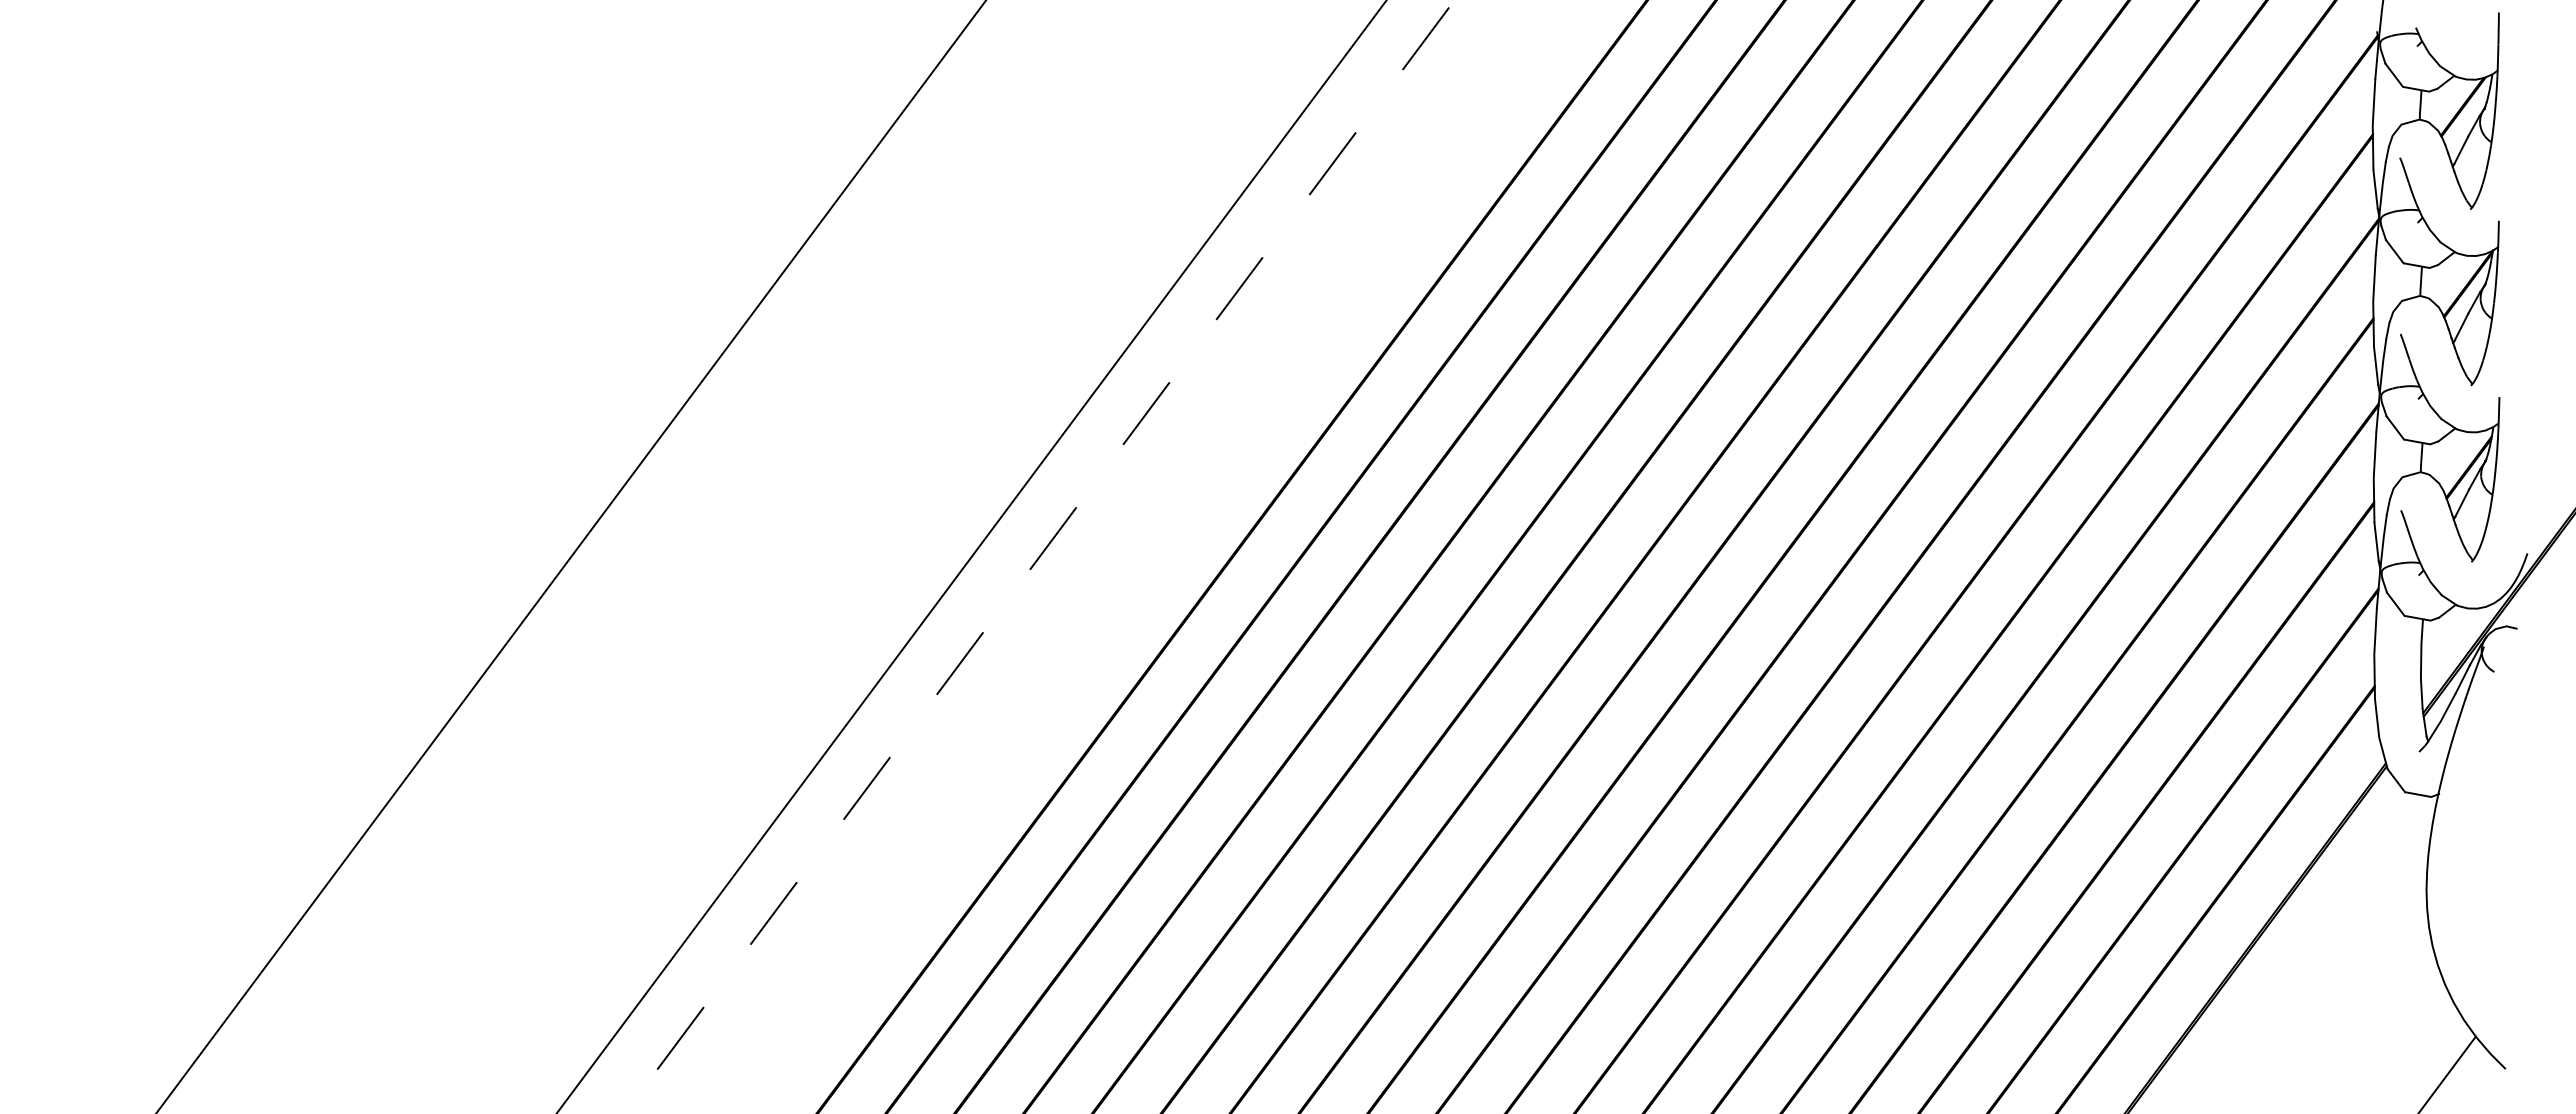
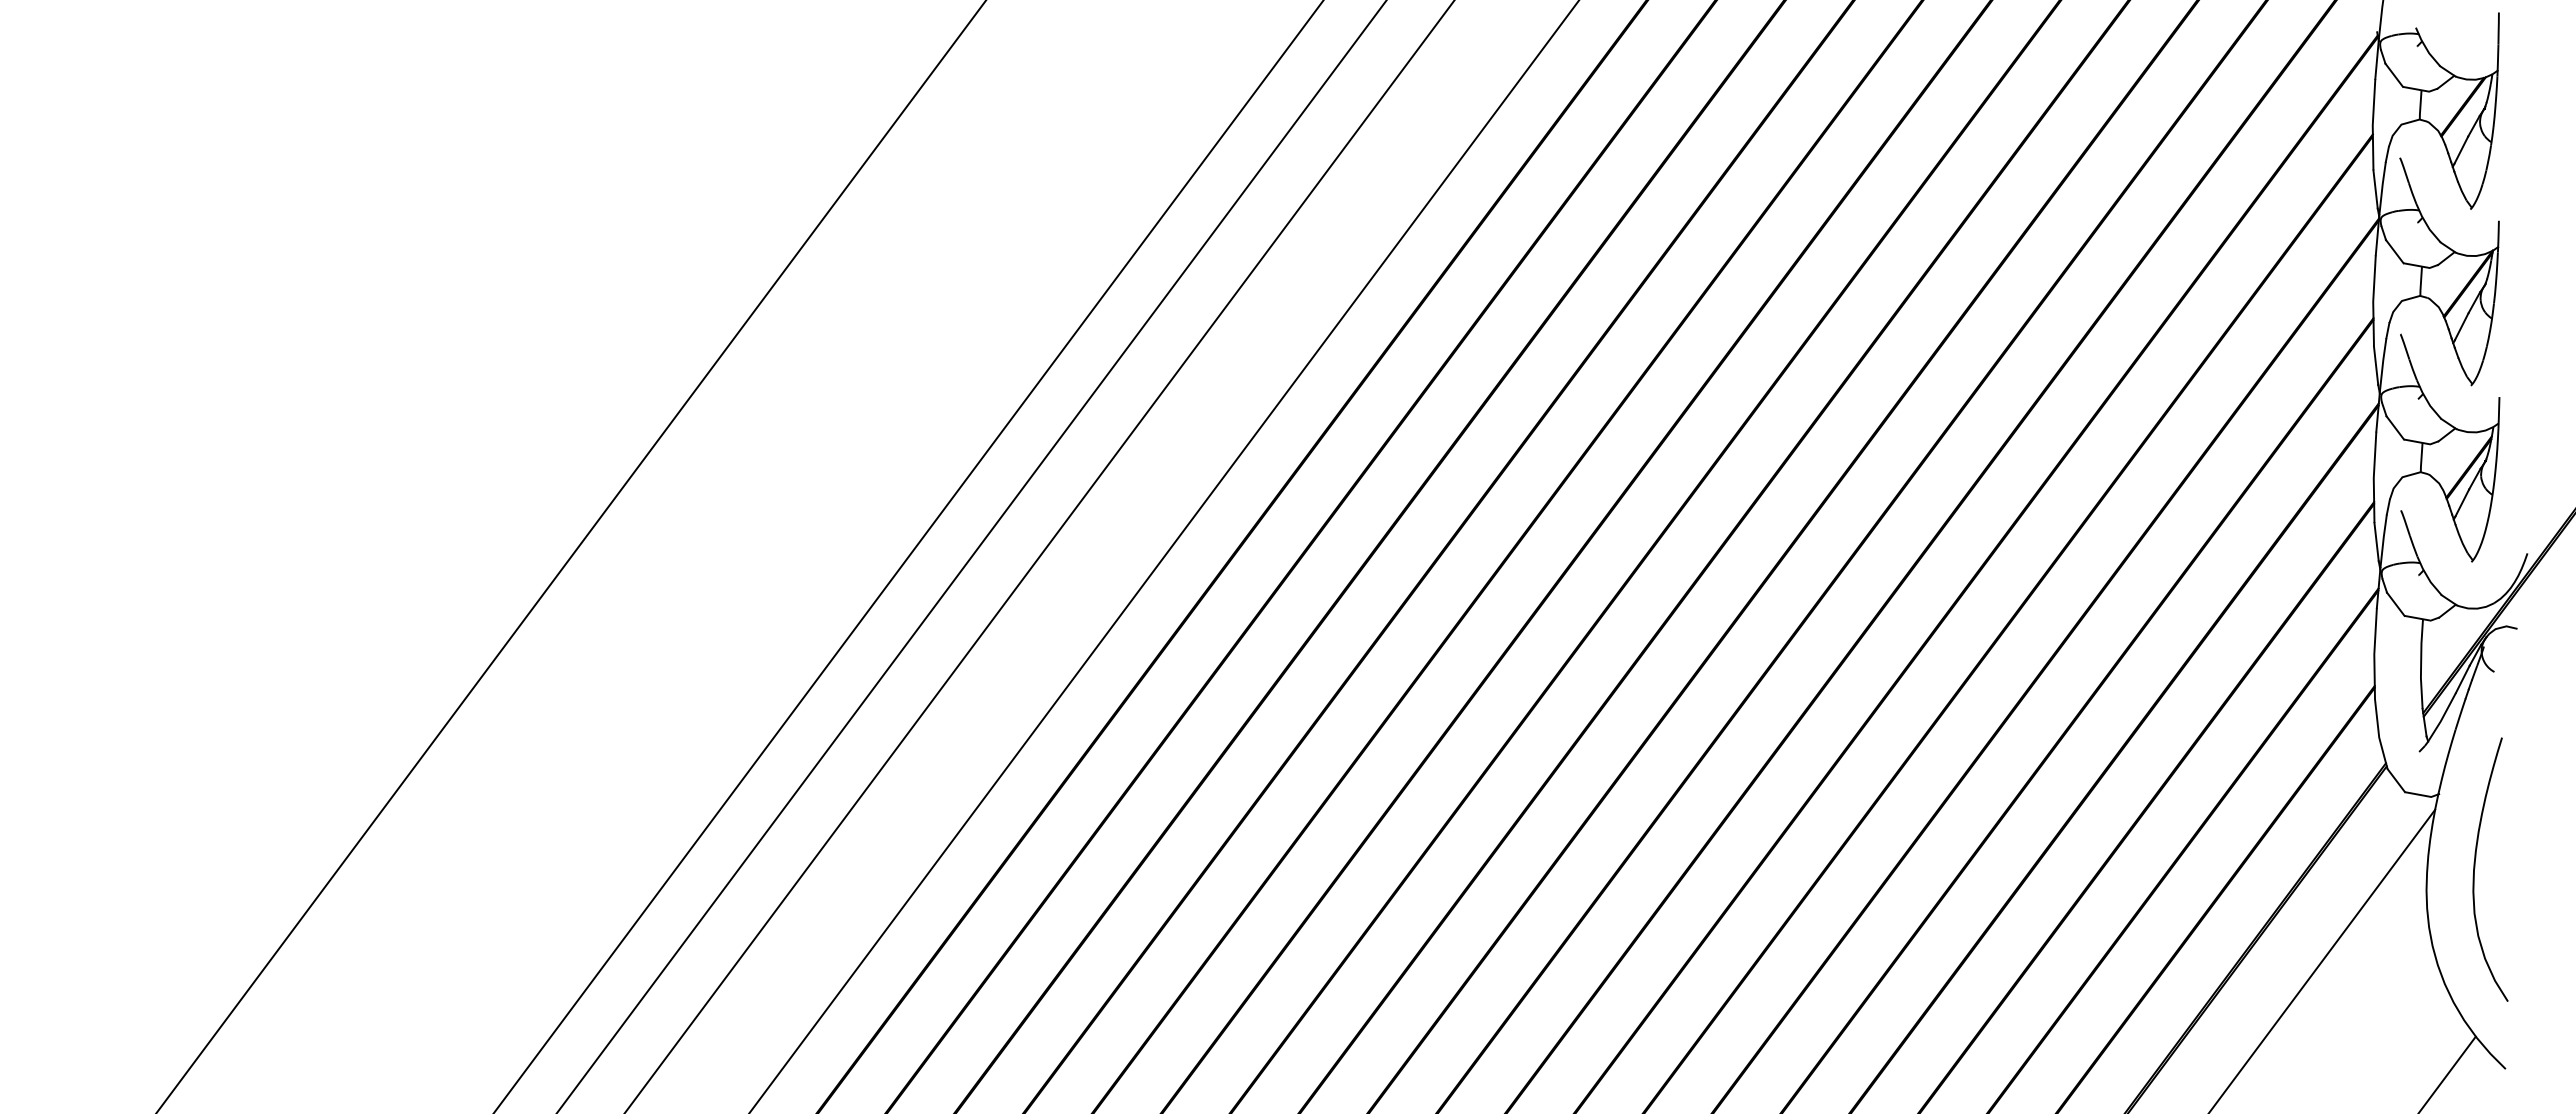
line: none -> present (908, 556)
line: dashed -> solid (1039, 556)
line: none -> present (1164, 556)
curve: none -> present (2475, 868)
line: none -> present (2323, 959)
